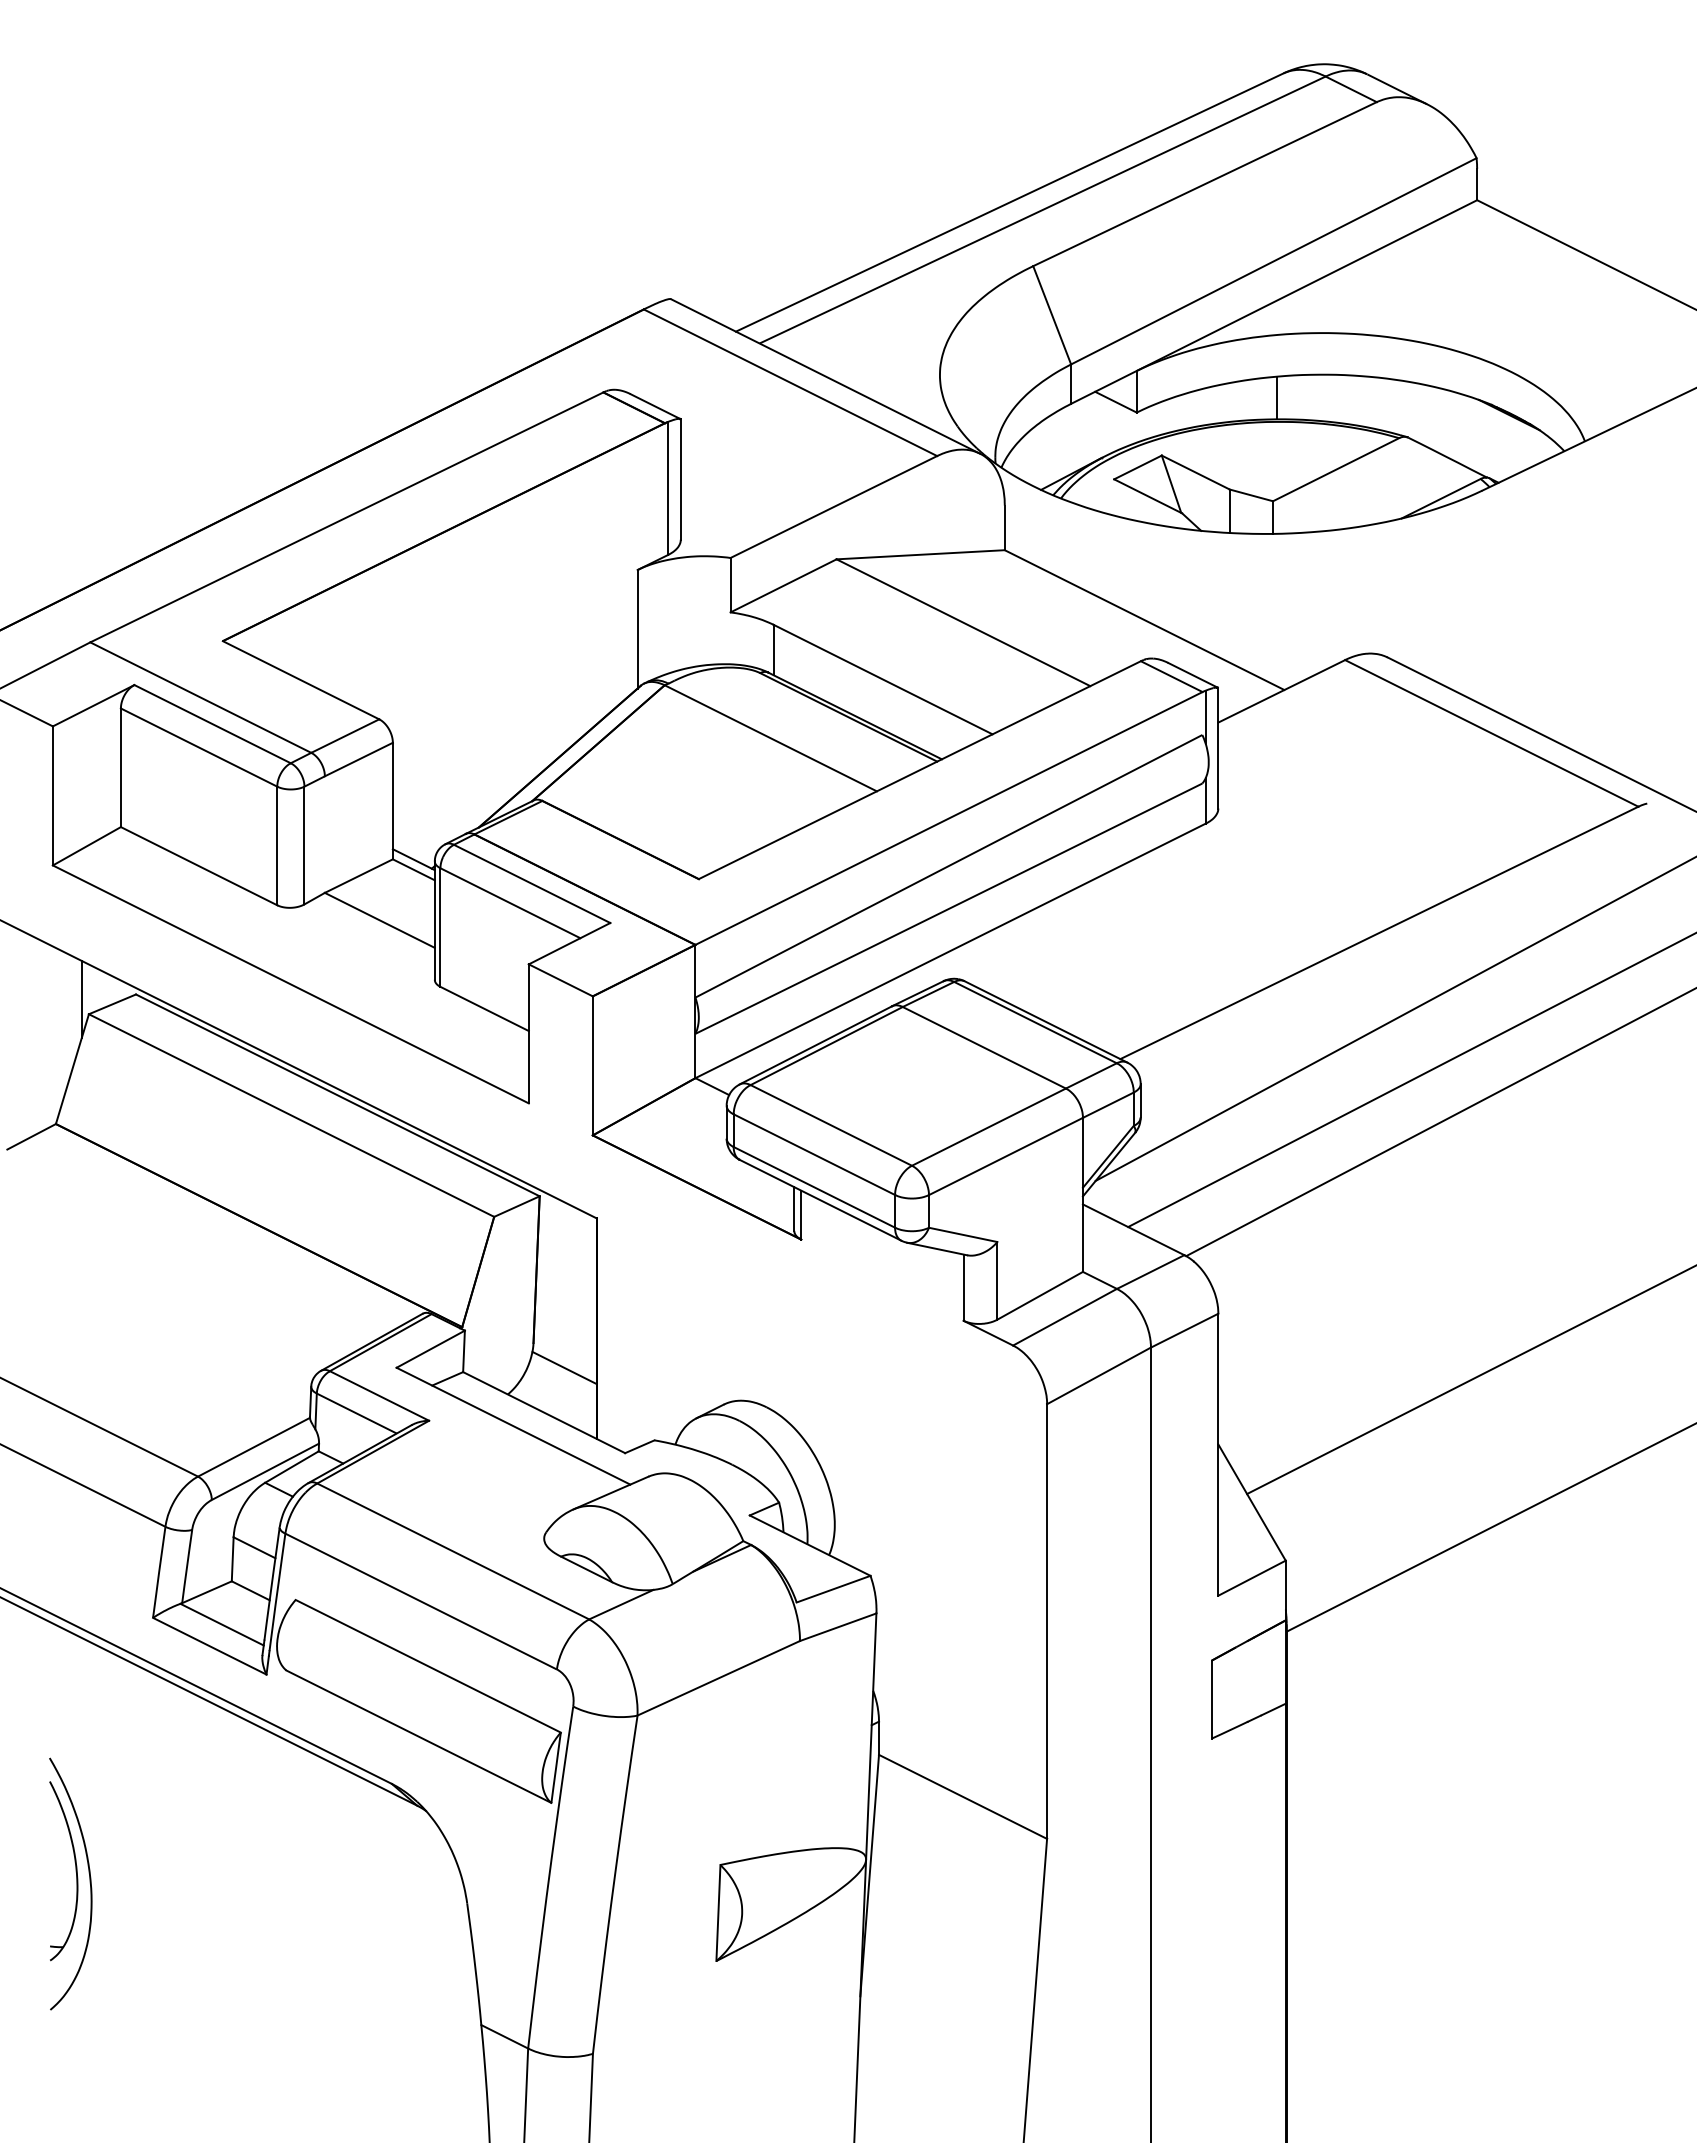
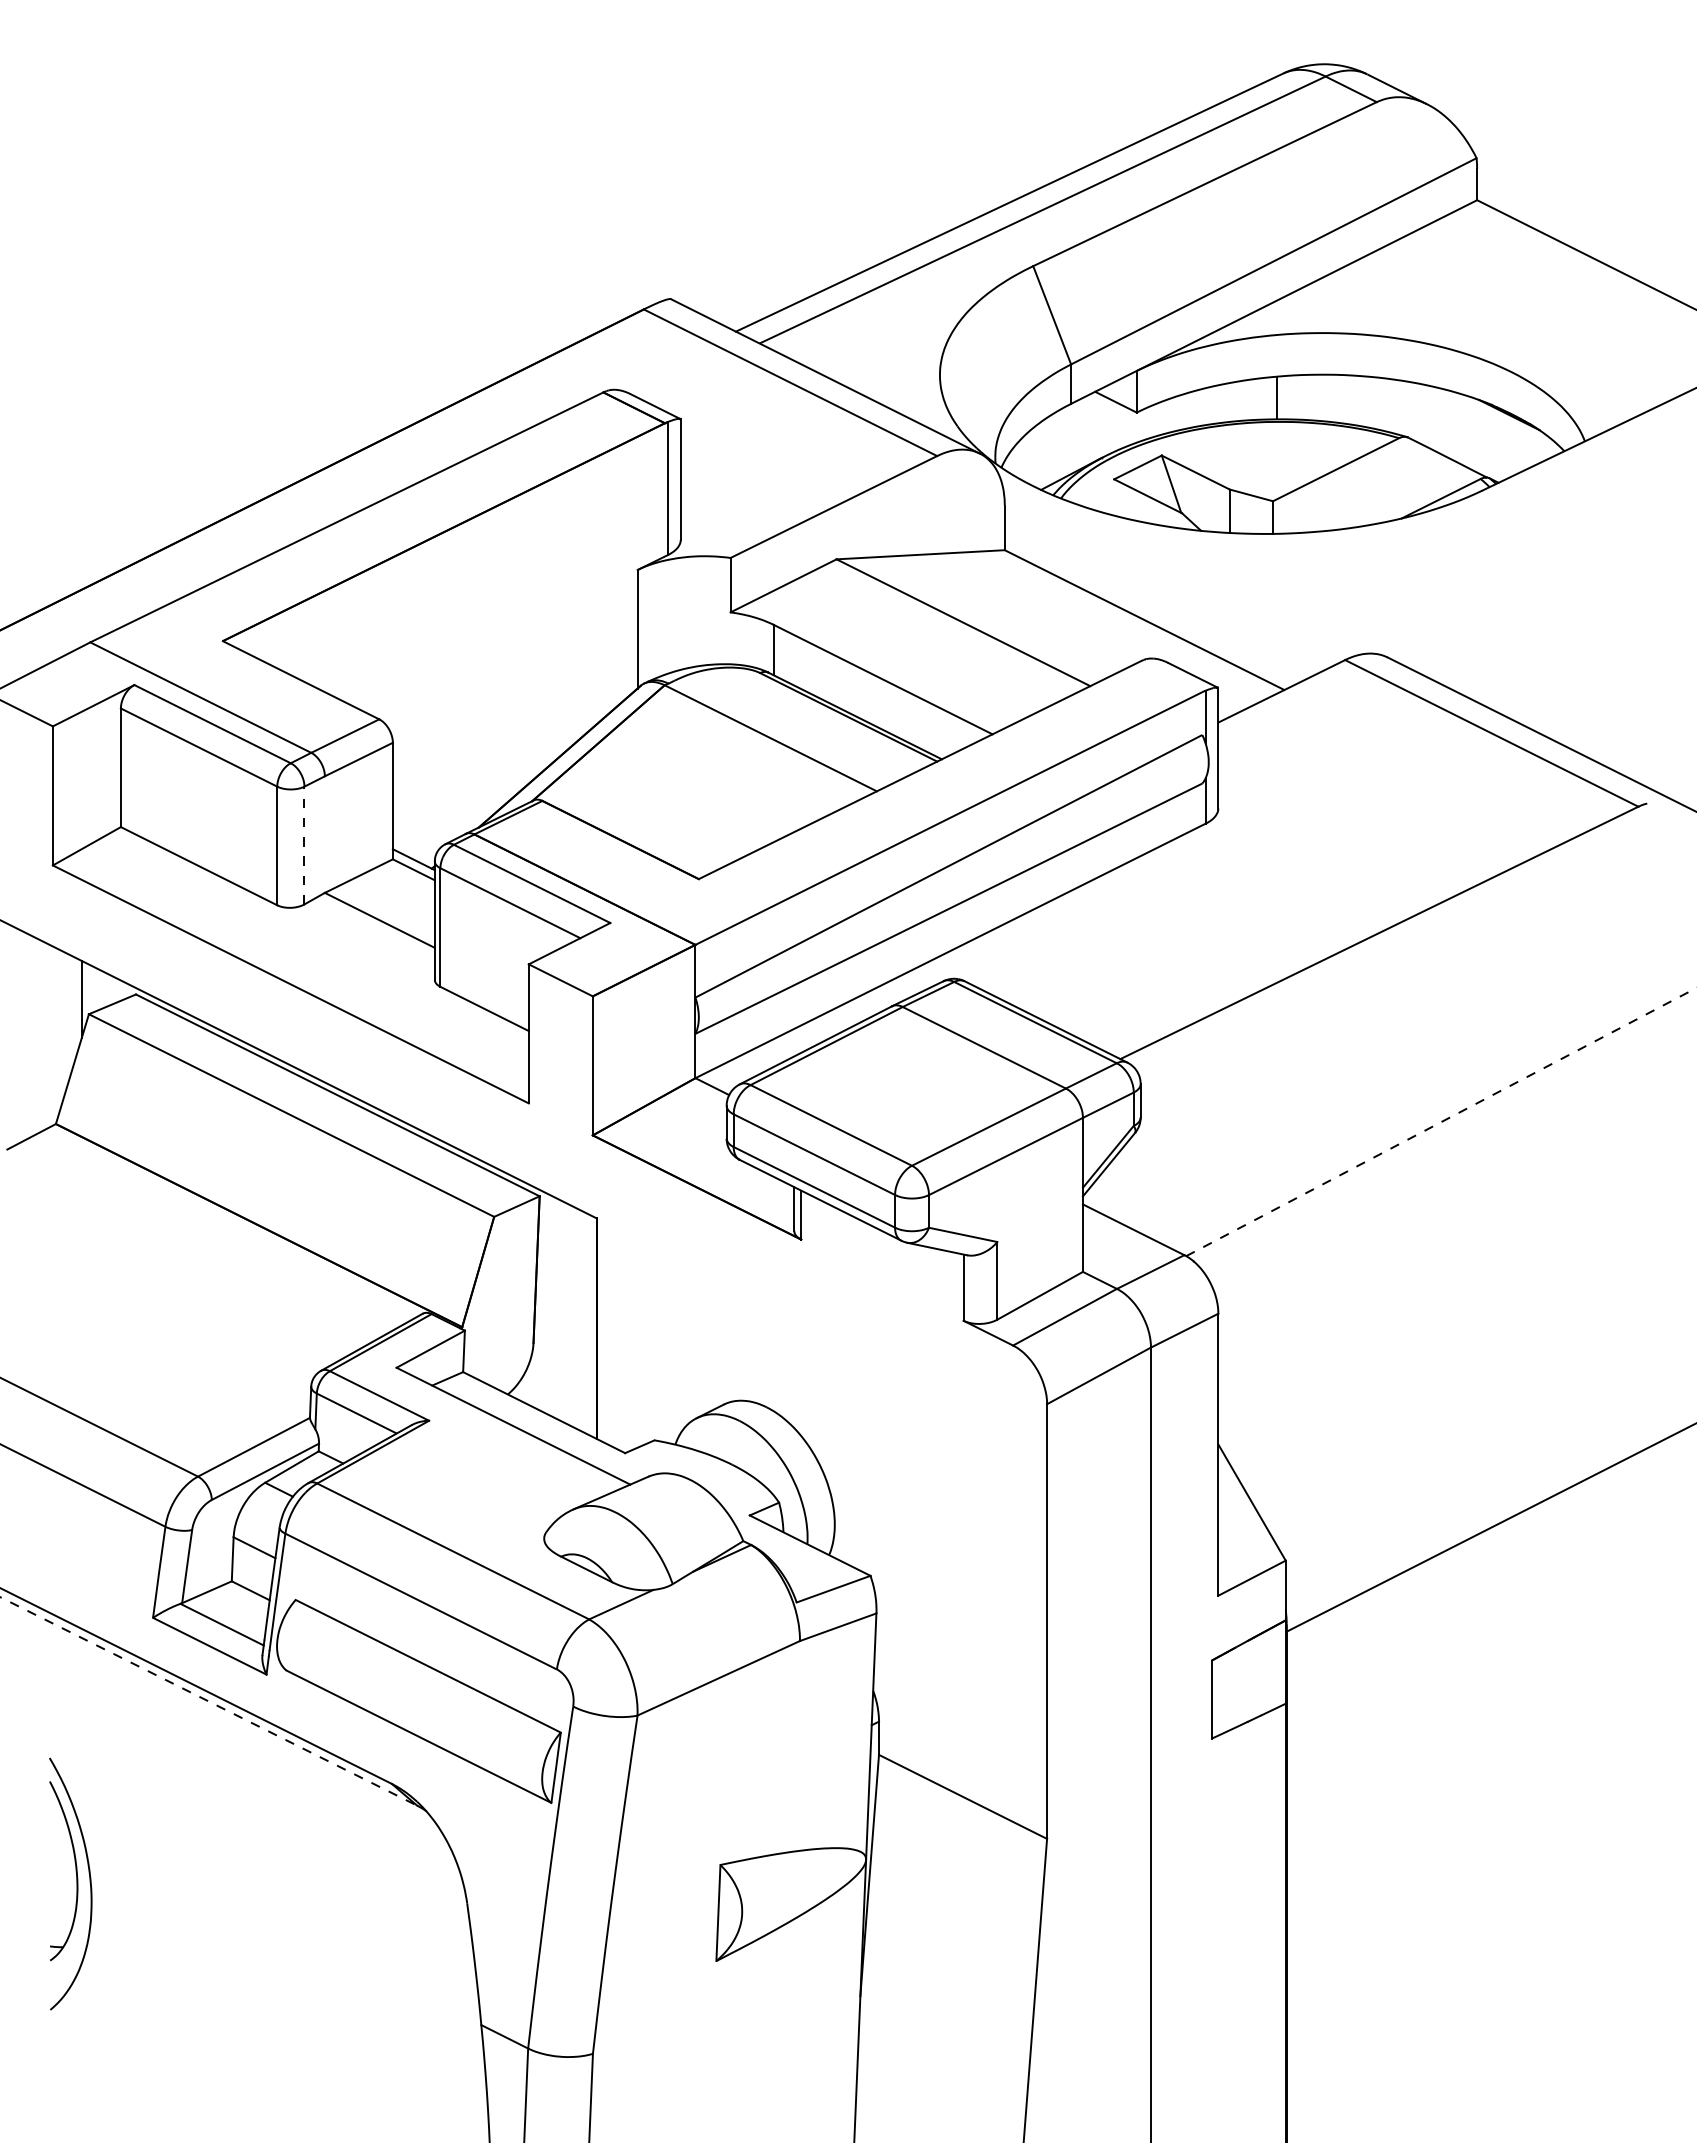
line: present -> none (1171, 676)
line: solid -> dashed (304, 845)
line: present -> none (1394, 1019)
line: present -> none (1410, 1080)
line: solid -> dashed (1441, 1121)
line: present -> none (564, 1367)
line: present -> none (1470, 1380)
line: solid -> dashed (208, 1701)
